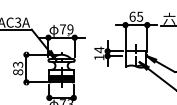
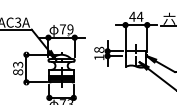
text: 65 -> 44 (136, 16)
text: 14 -> 18 (99, 49)
